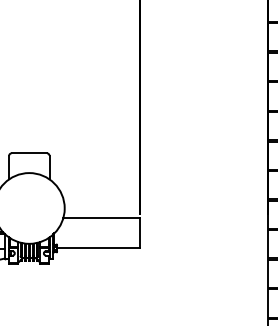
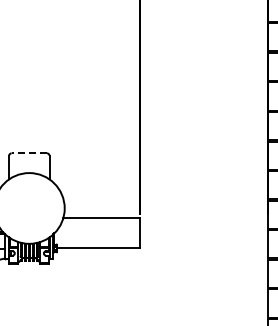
line: solid -> dashed (29, 153)
